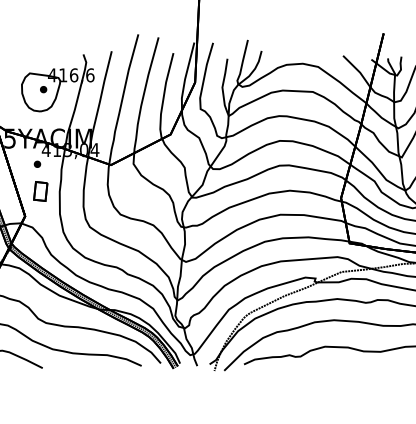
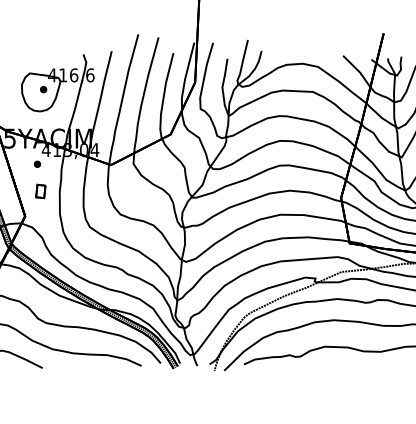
part size: 16x21 px -> 12x17 px (40, 191)
